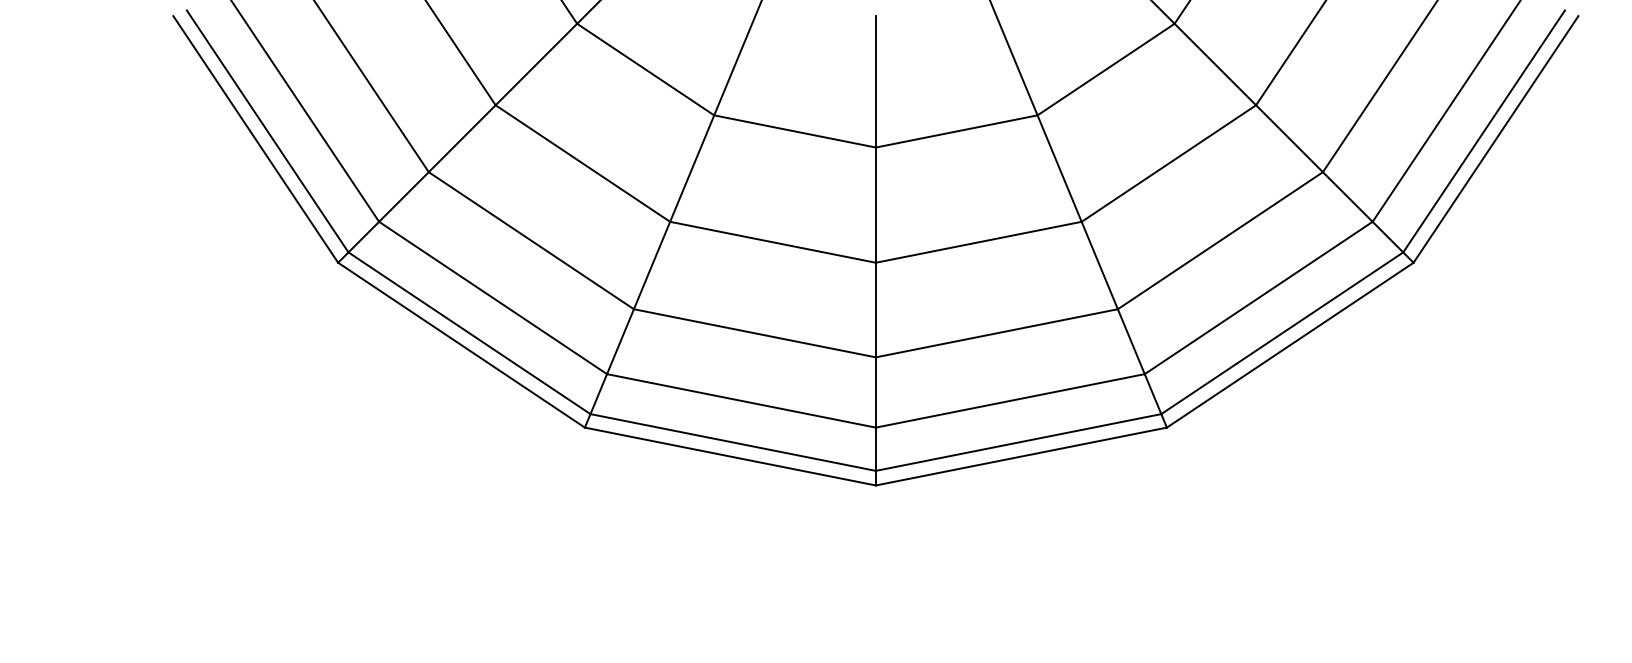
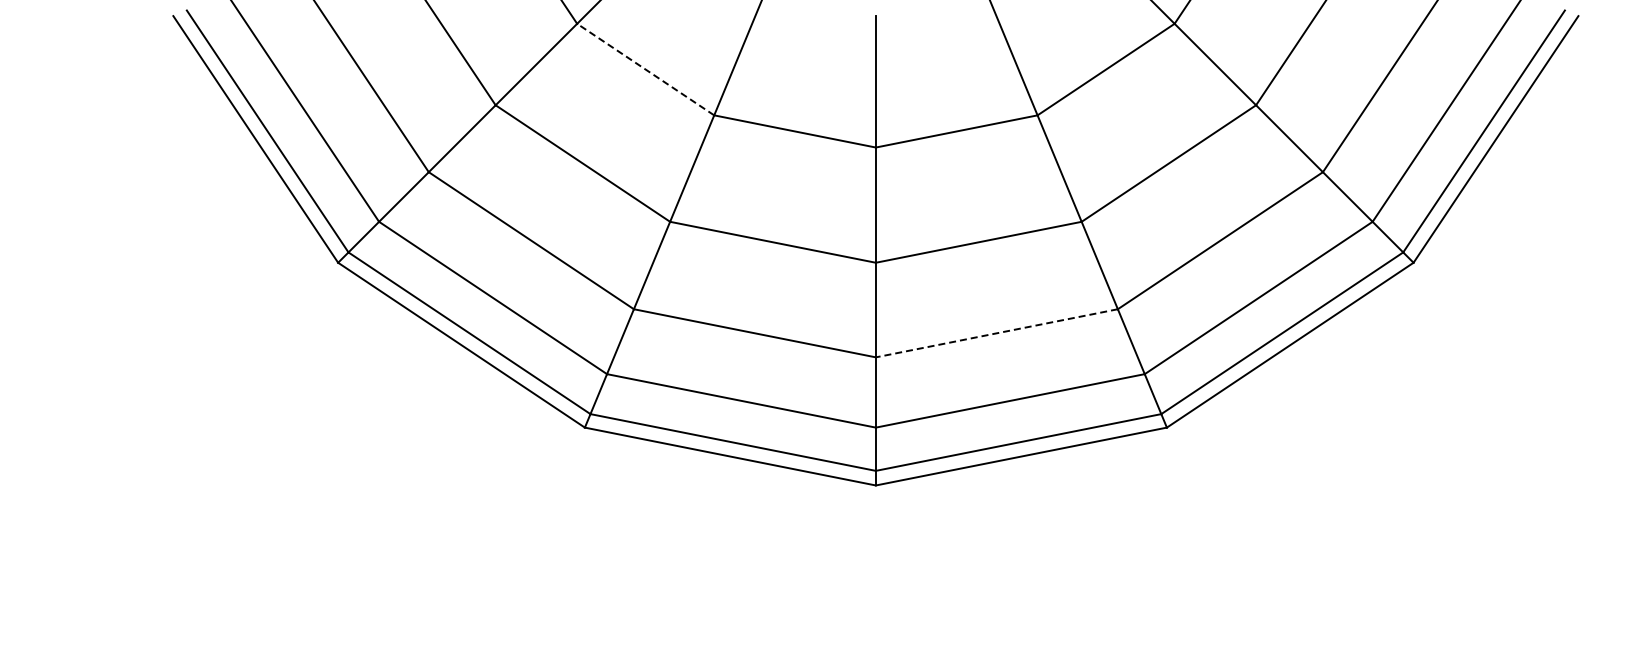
line: solid -> dashed (645, 69)
line: solid -> dashed (996, 333)
